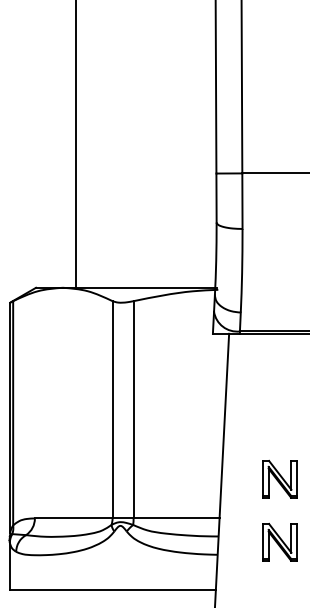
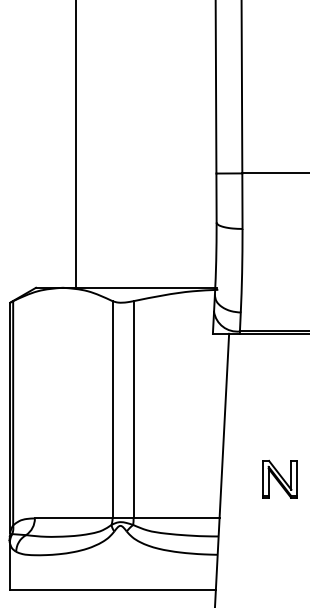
part: present -> none (279, 541)
